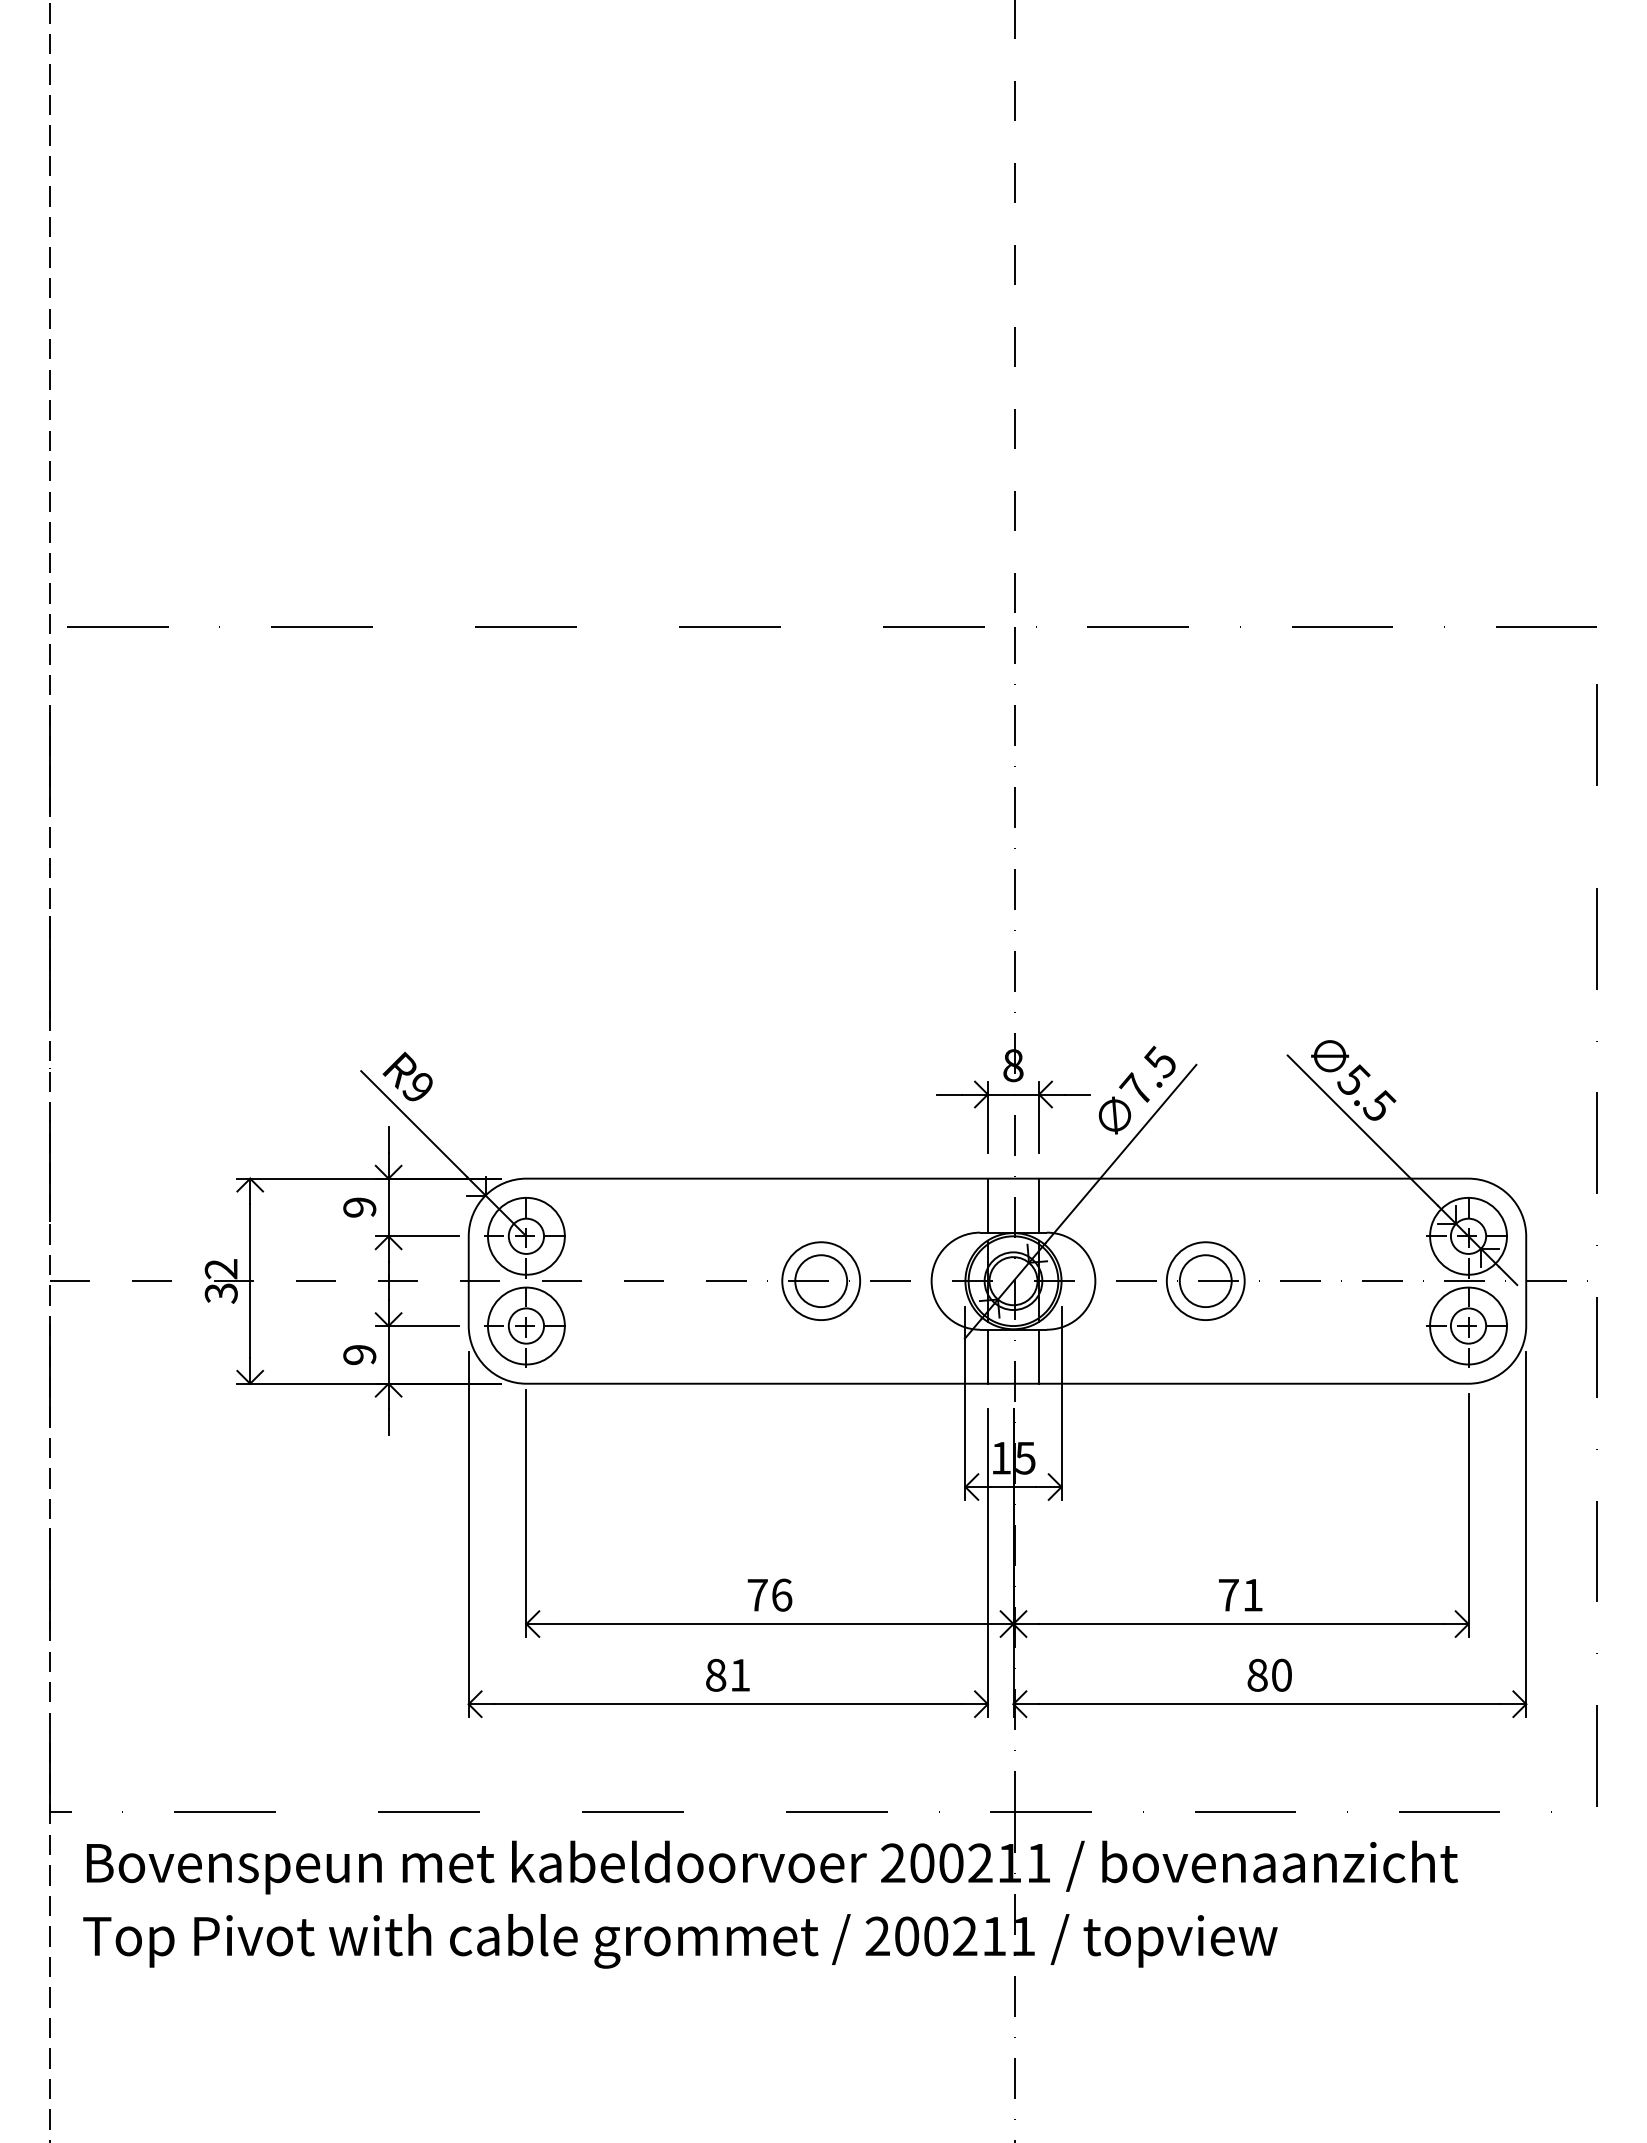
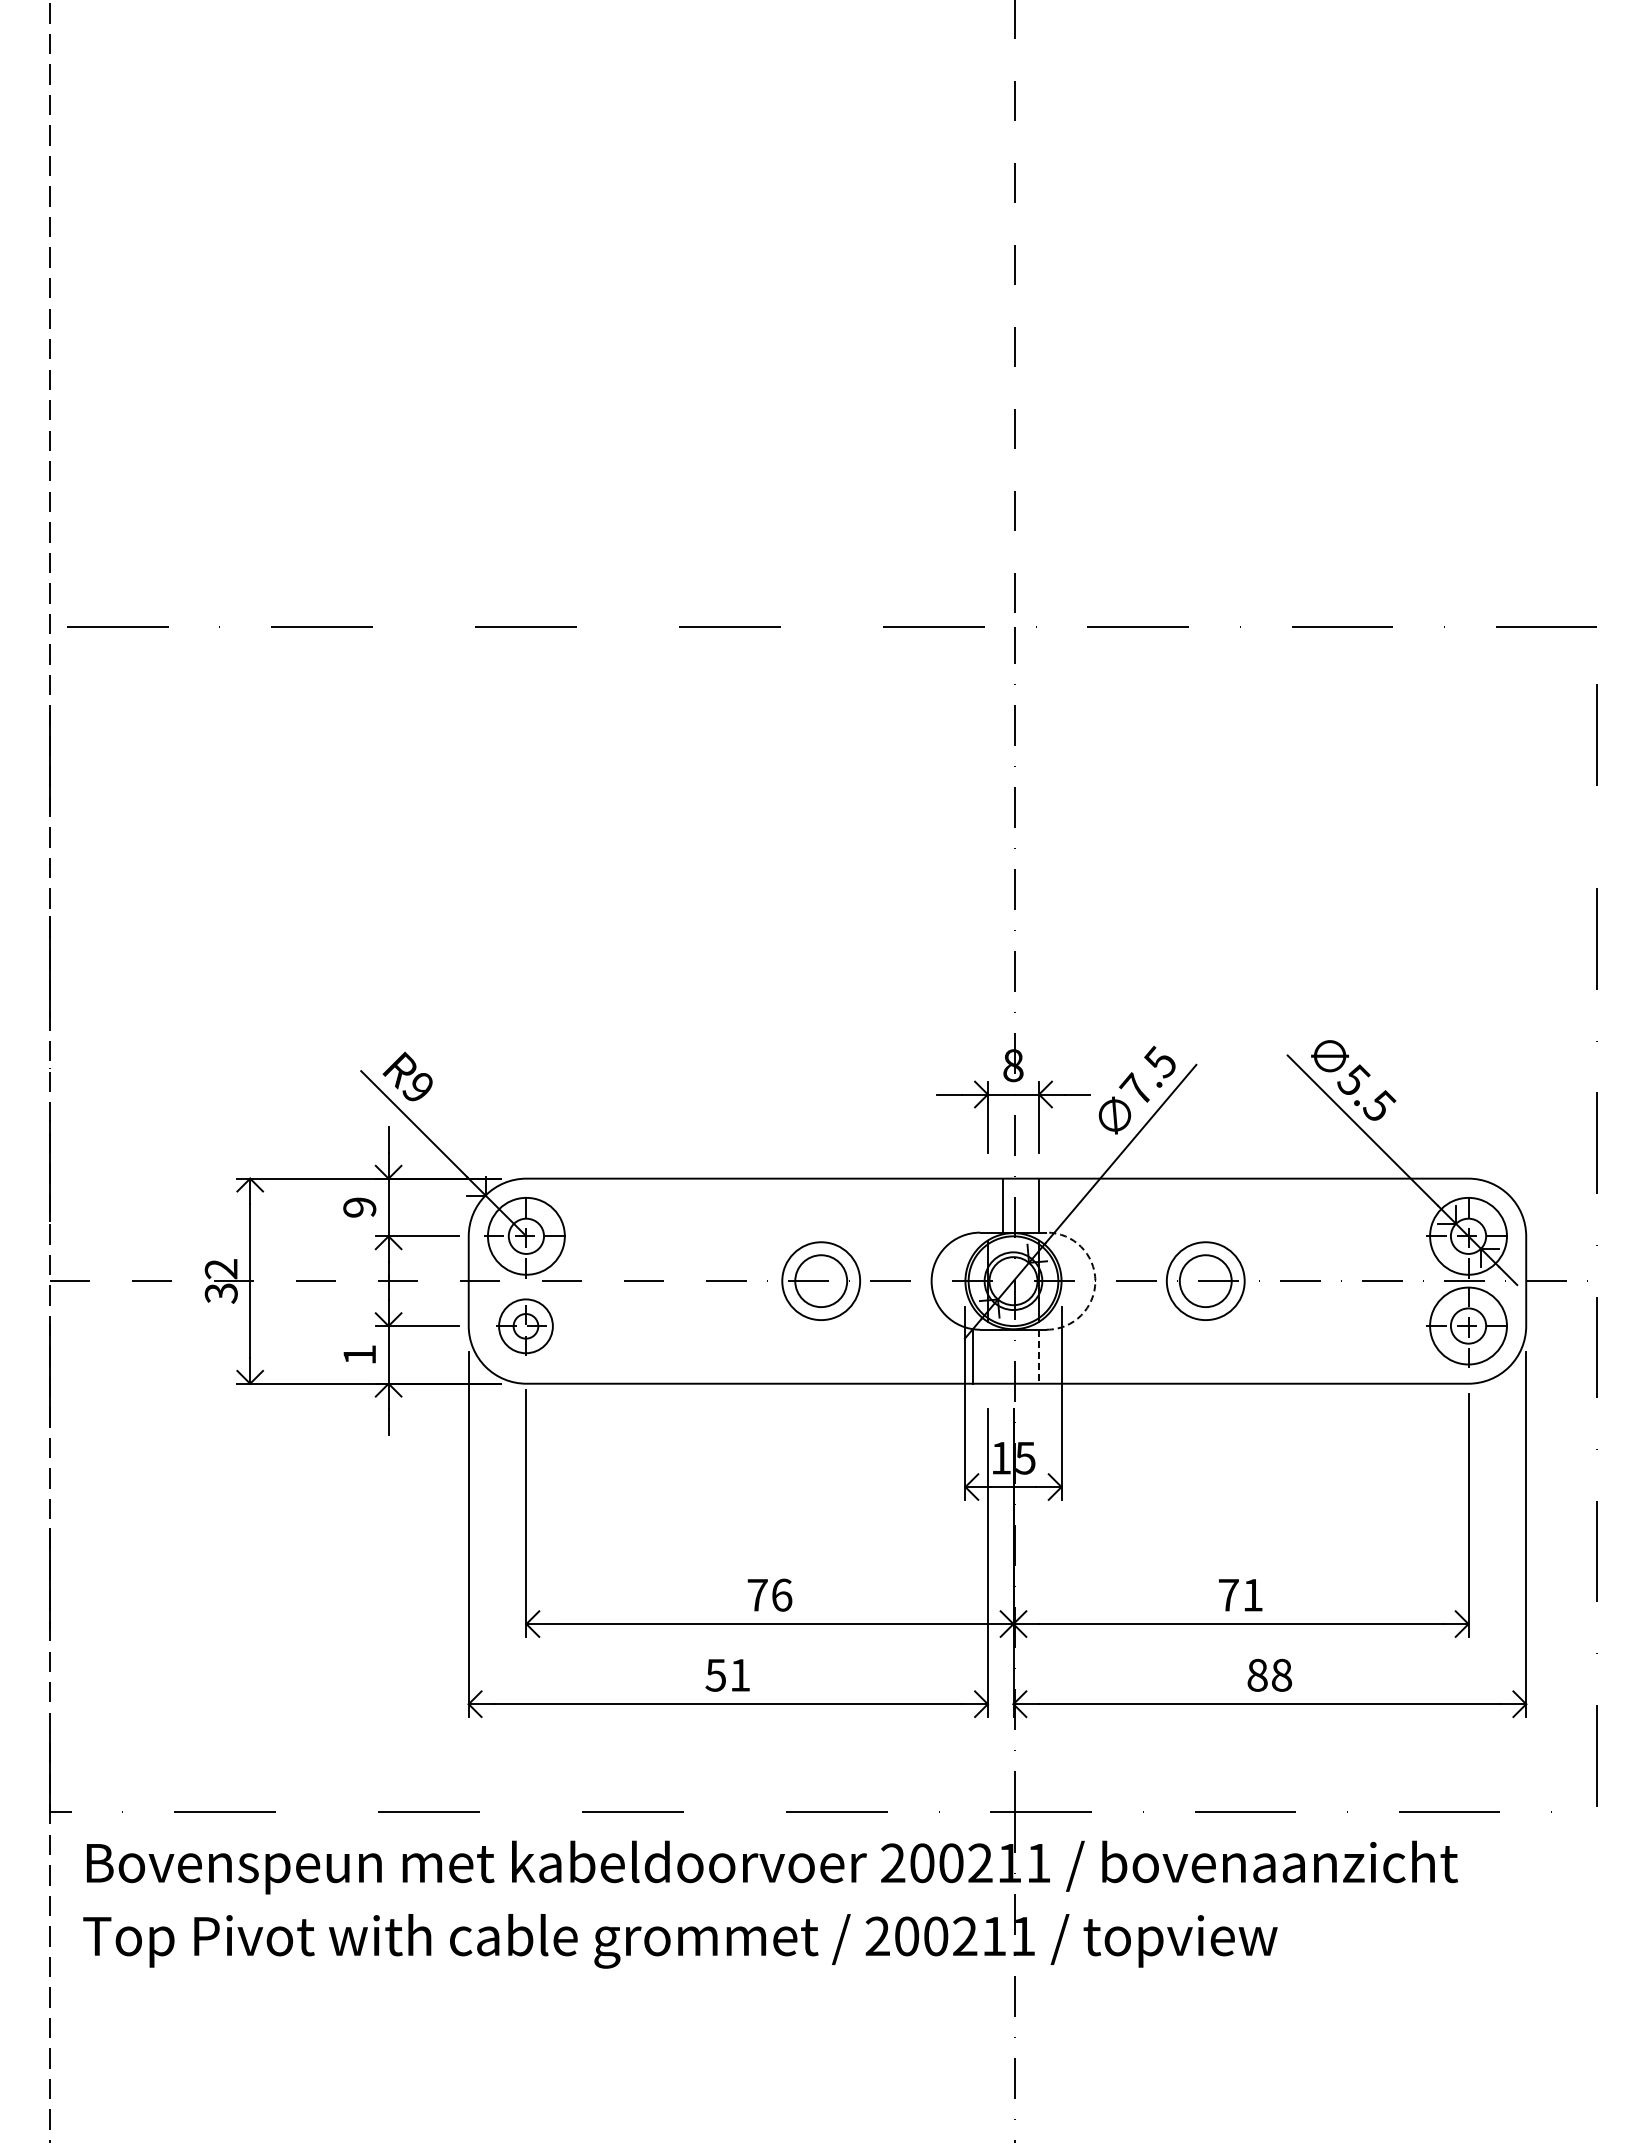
line position: (987, 1205) -> (1002, 1205) (1002, 1205)
line: solid -> dashed (1095, 1281)
part size: 82x82 px -> 58x58 px (524, 1326)
text: 9 -> 1 (359, 1355)
line position: (987, 1356) -> (972, 1356) (972, 1356)
line: solid -> dashed (1039, 1356)
text: 81 -> 51 (715, 1674)
text: 80 -> 88 (1281, 1674)
